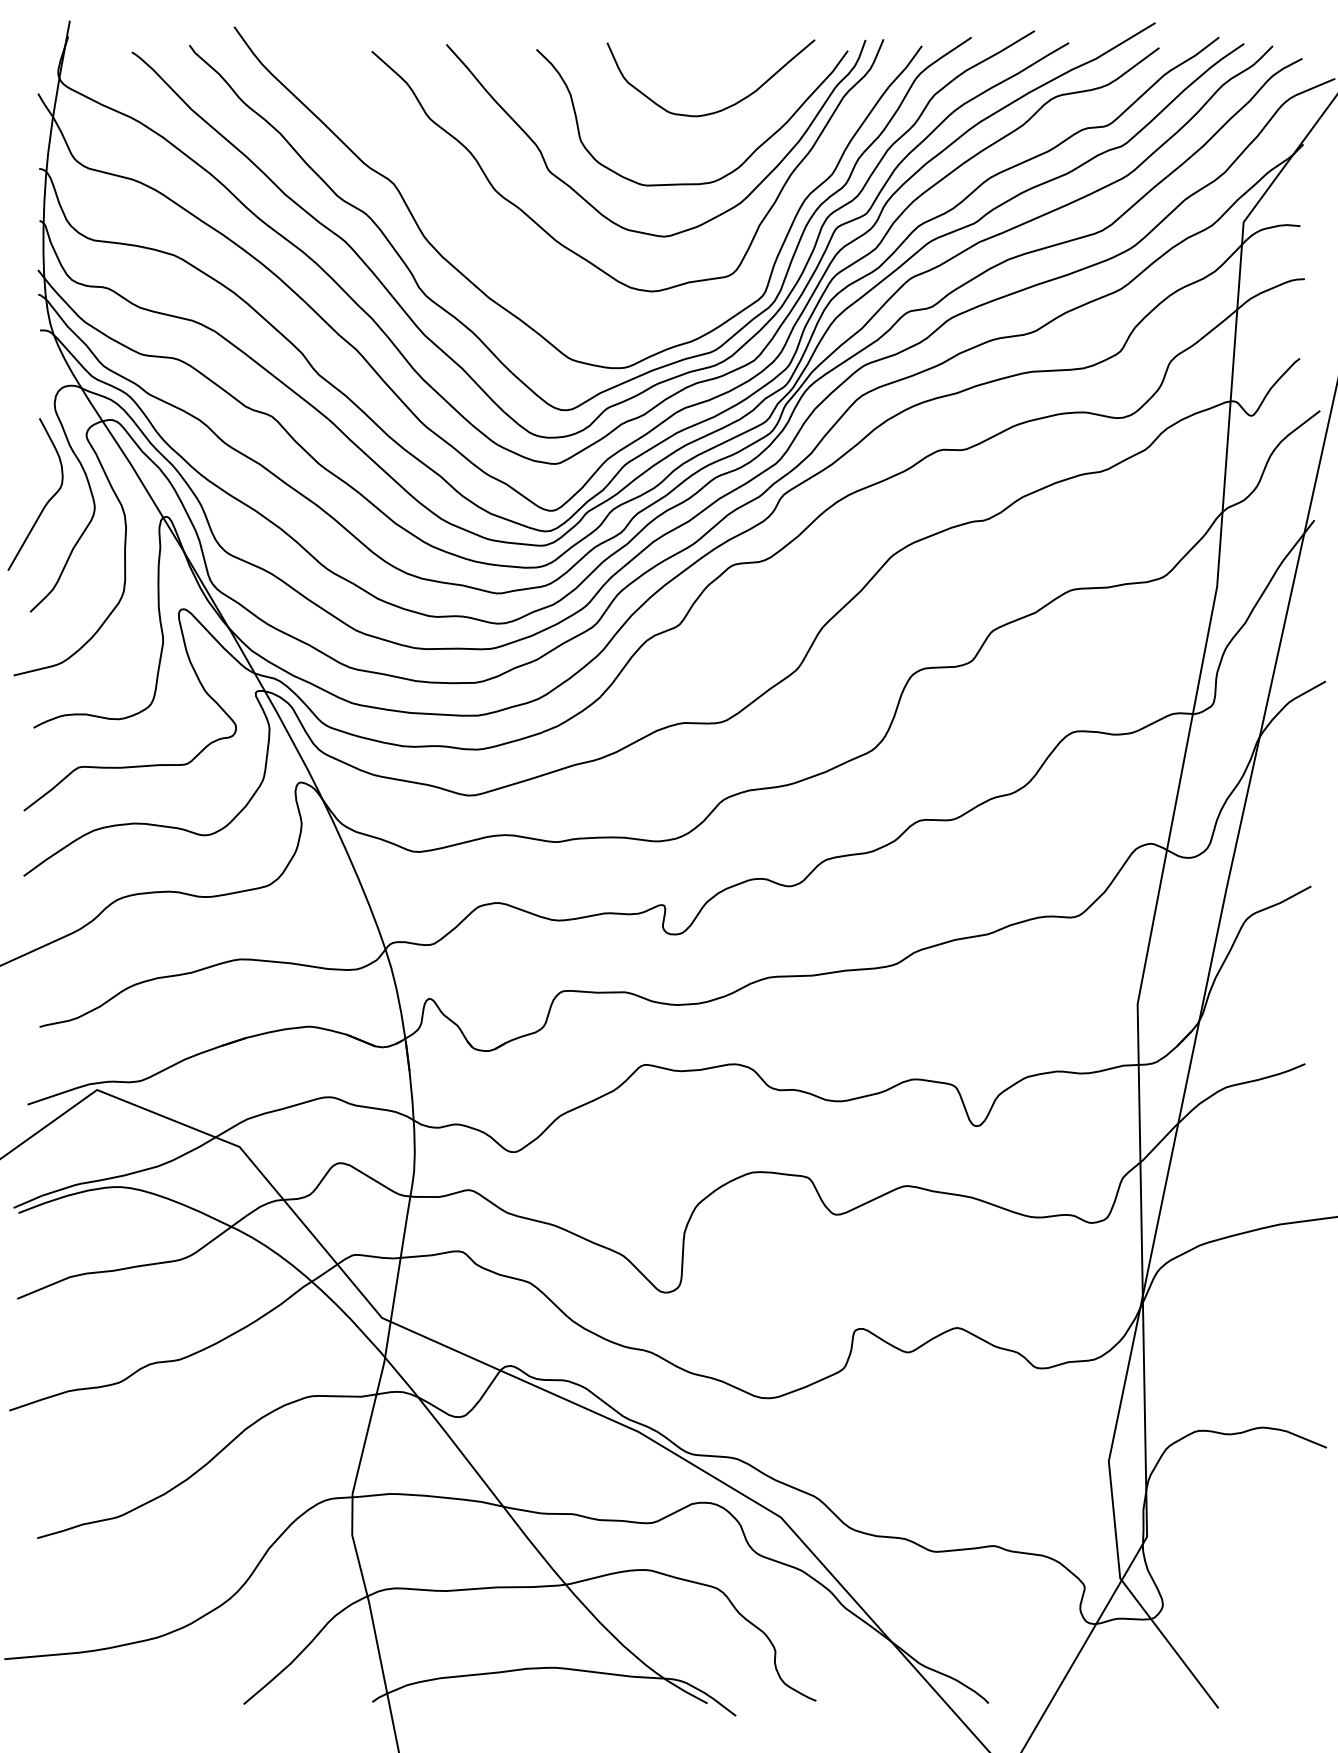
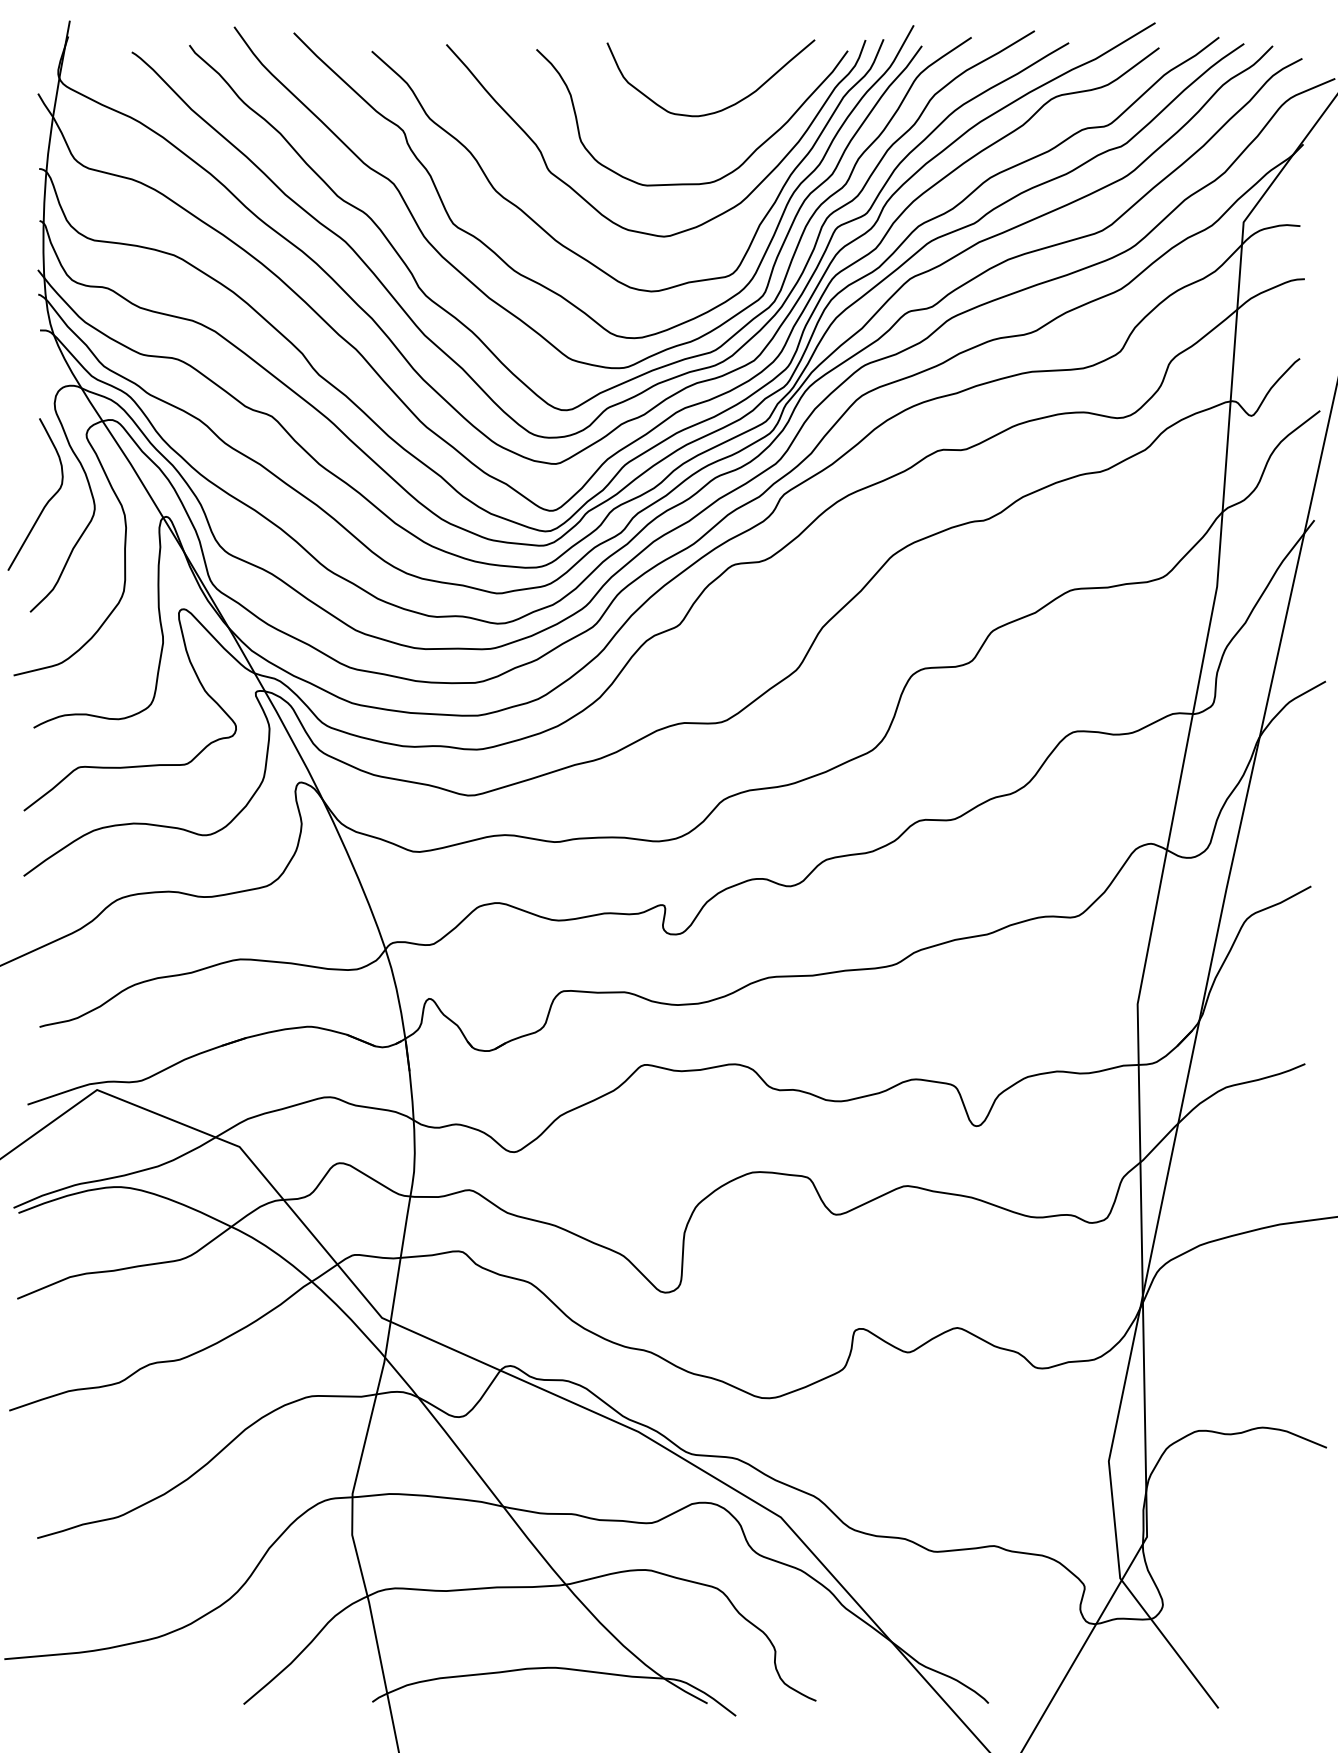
curve: none -> present (544, 285)
